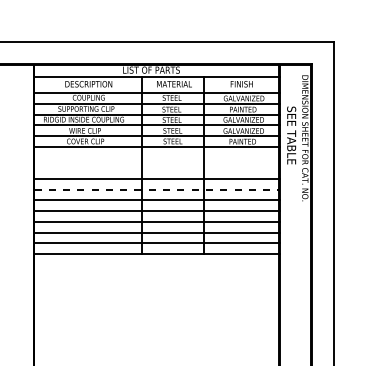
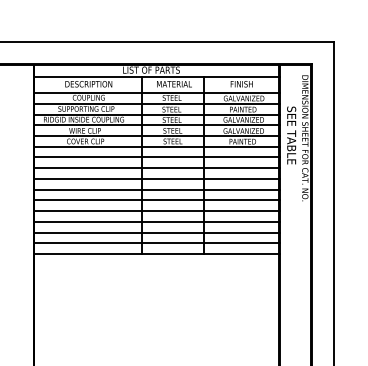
line: none -> present (157, 157)
line: none -> present (157, 168)
line: dashed -> solid (157, 189)
